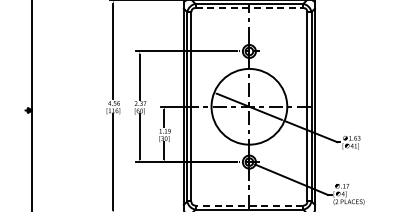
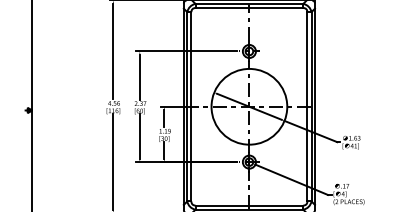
line: dashed -> solid (249, 8)
line: dashed -> solid (249, 205)
